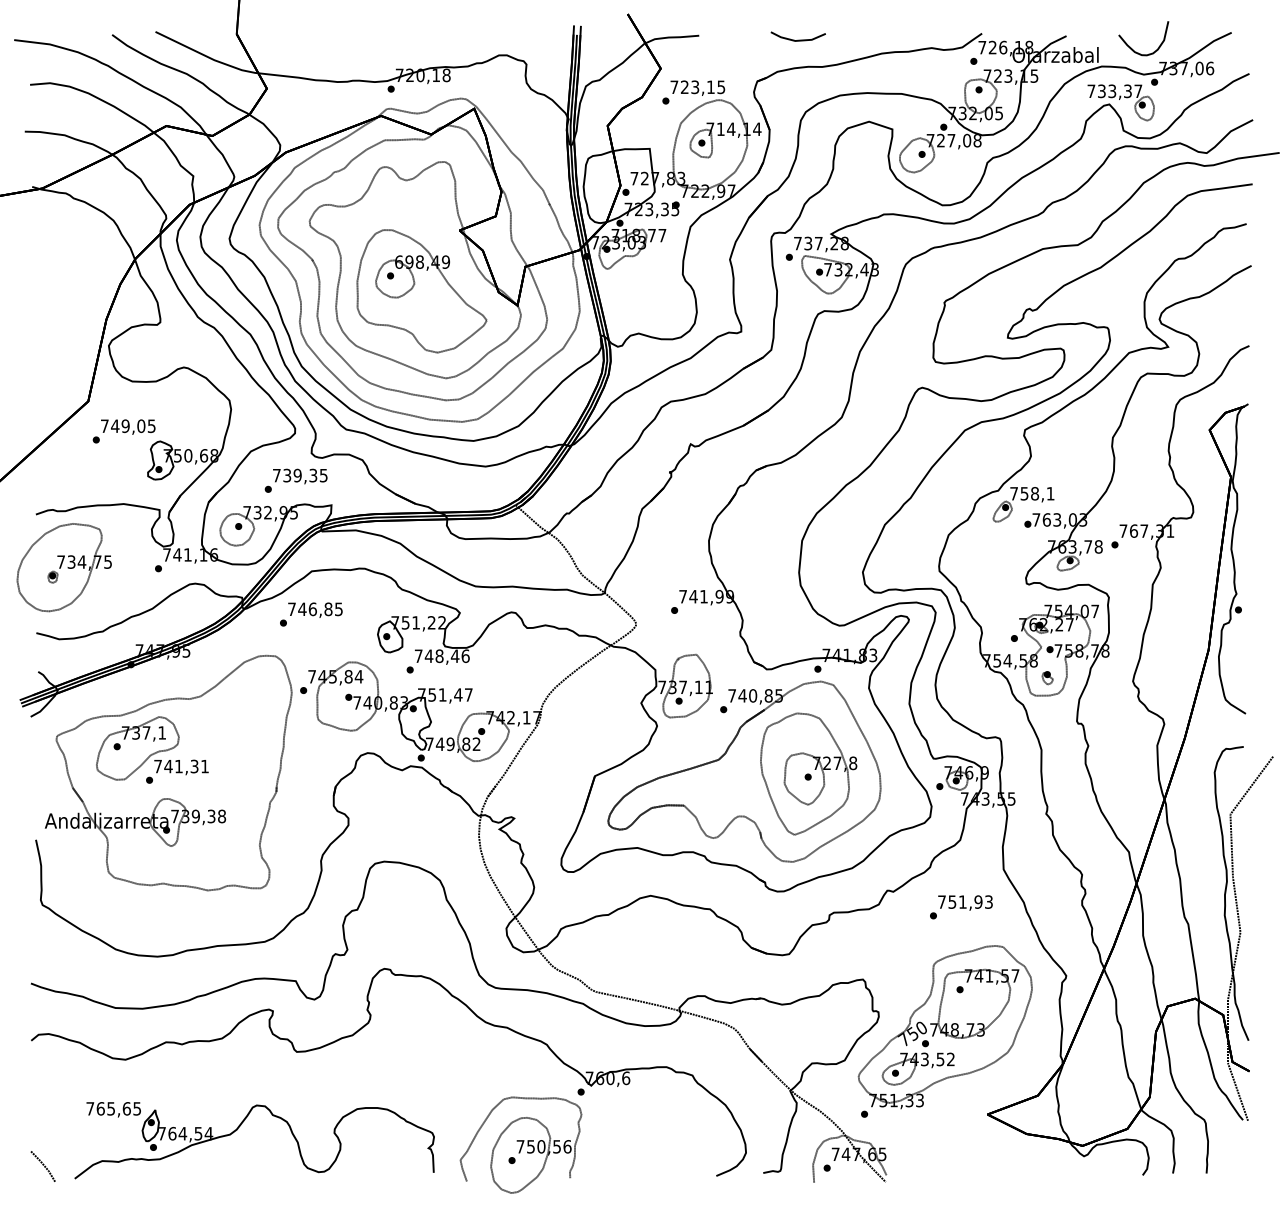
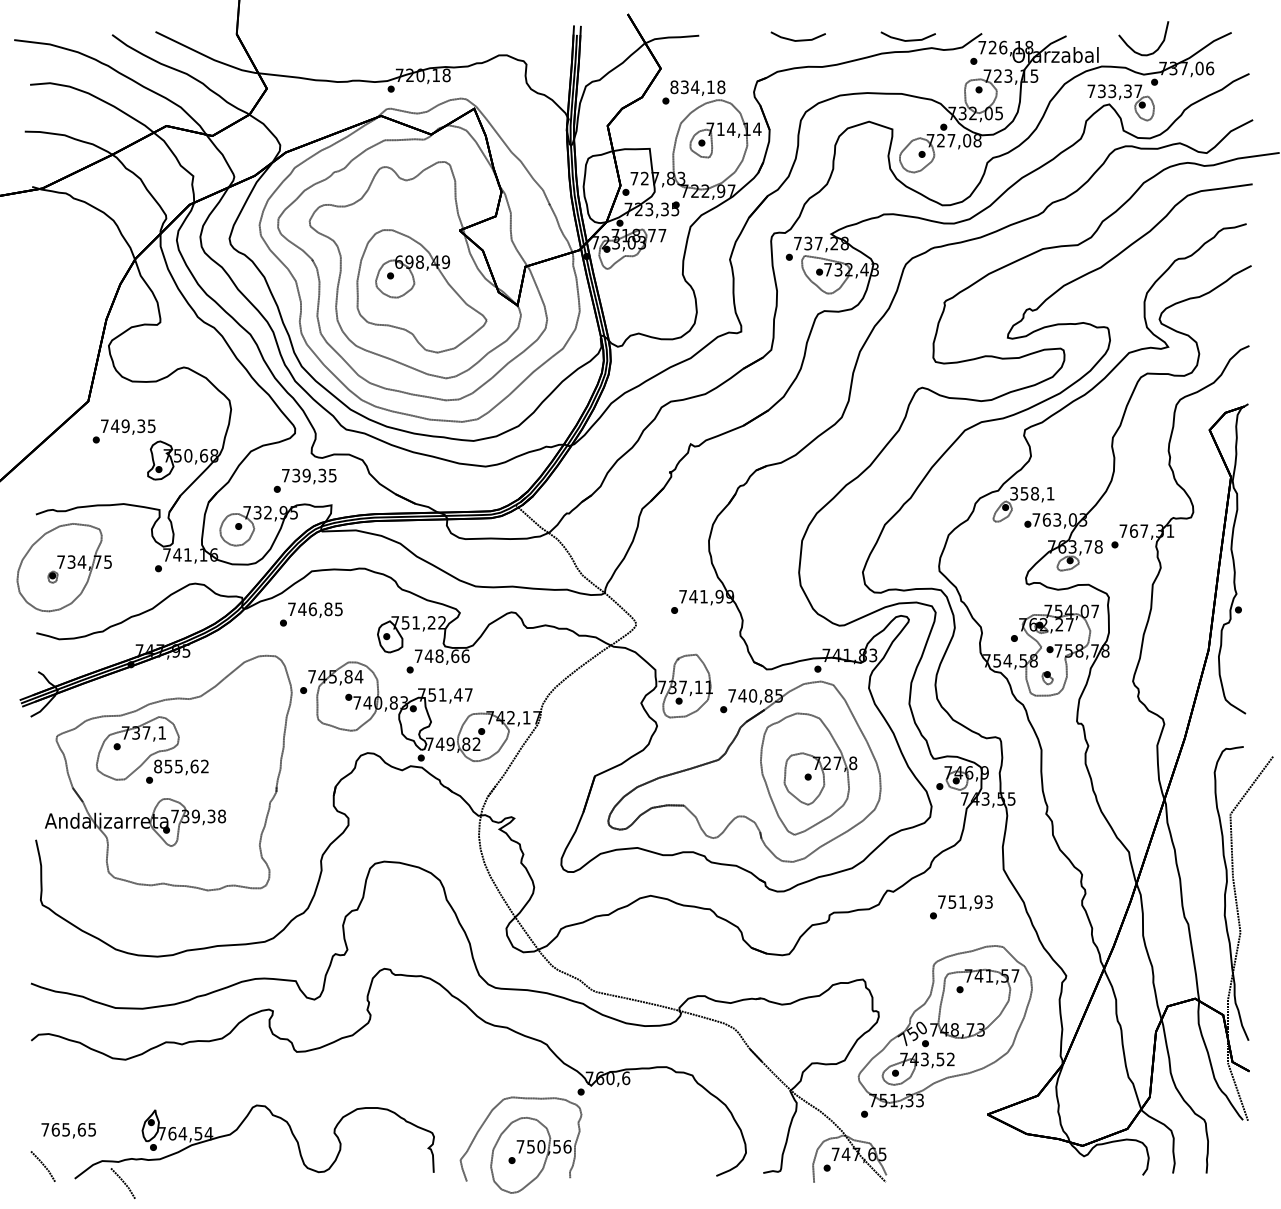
line: none -> present (907, 39)
text: 723,15 -> 834,18 (697, 87)
text: 749,05 -> 749,35 (141, 425)
text position: (295, 480) -> (304, 480) (304, 480)
text: 758,1 -> 358,1 (1013, 493)
text: 748,46 -> 748,66 (454, 656)
text: 741,31 -> 855,62 (181, 766)
text position: (113, 1109) -> (68, 1130) (68, 1130)
line: none -> present (122, 1182)
